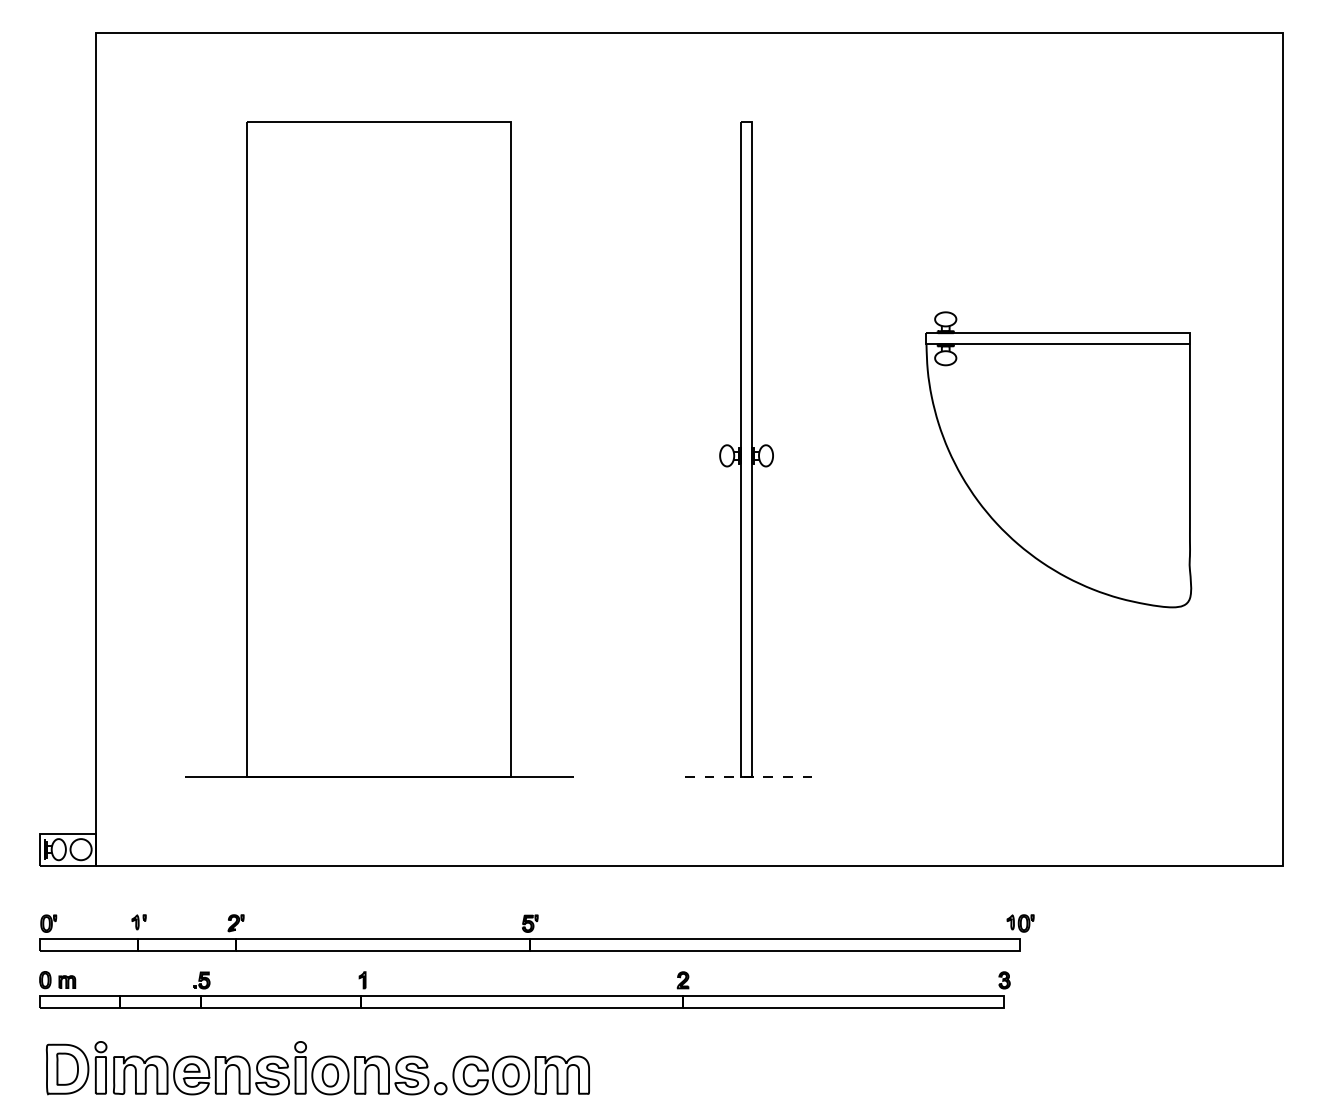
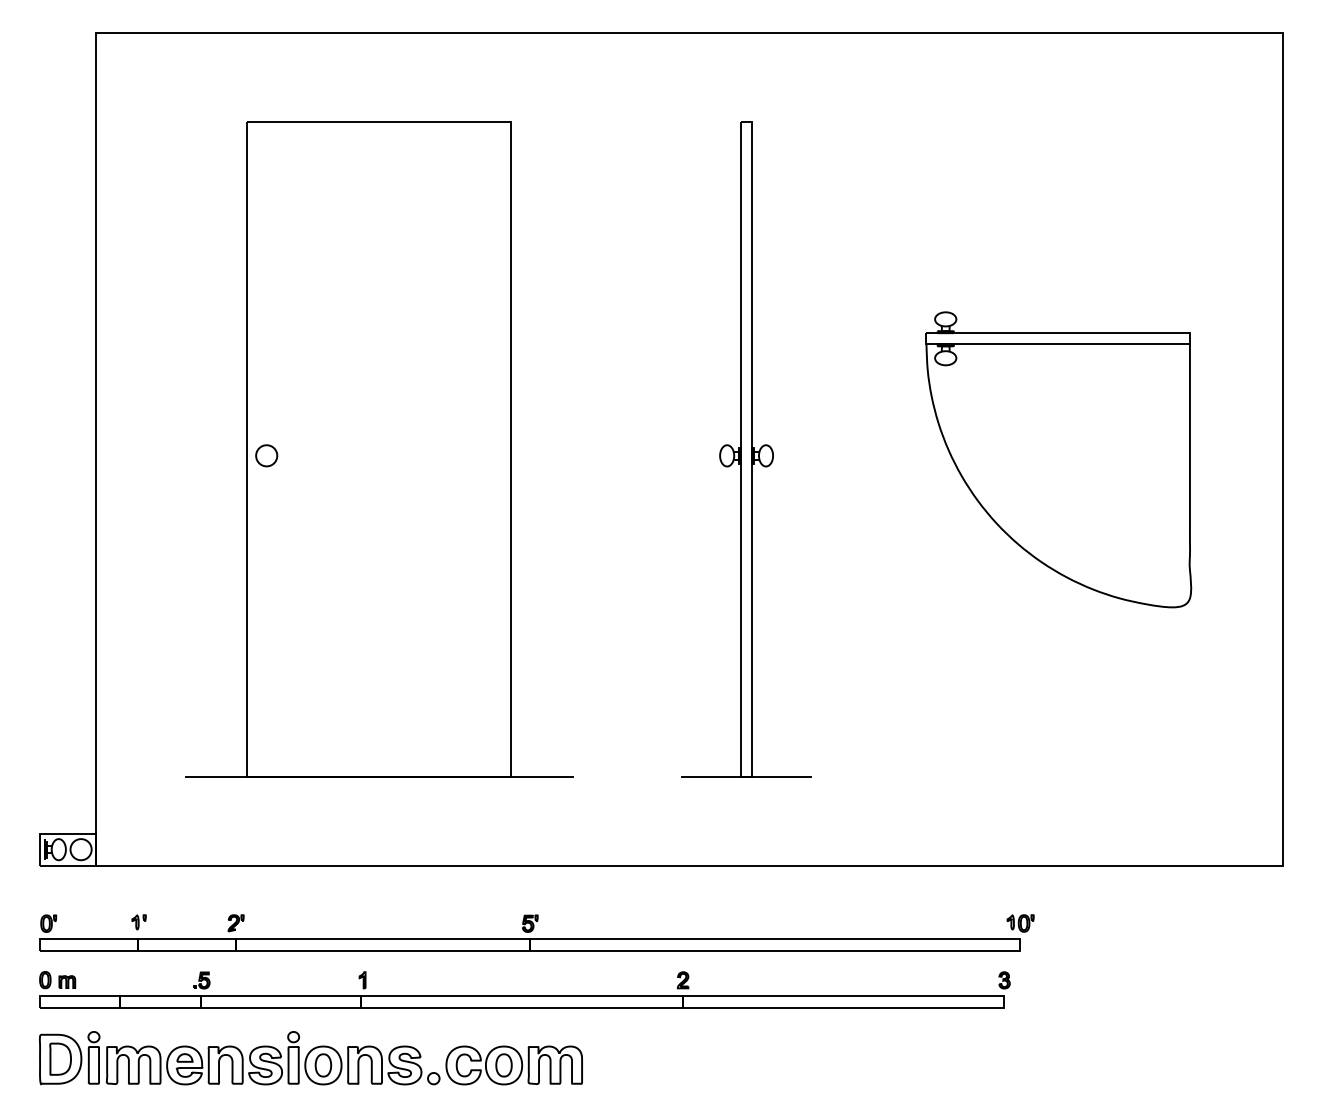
circle: none -> present (266, 455)
line: dashed -> solid (746, 777)
part position: (317, 1068) -> (310, 1058) (310, 1058)
